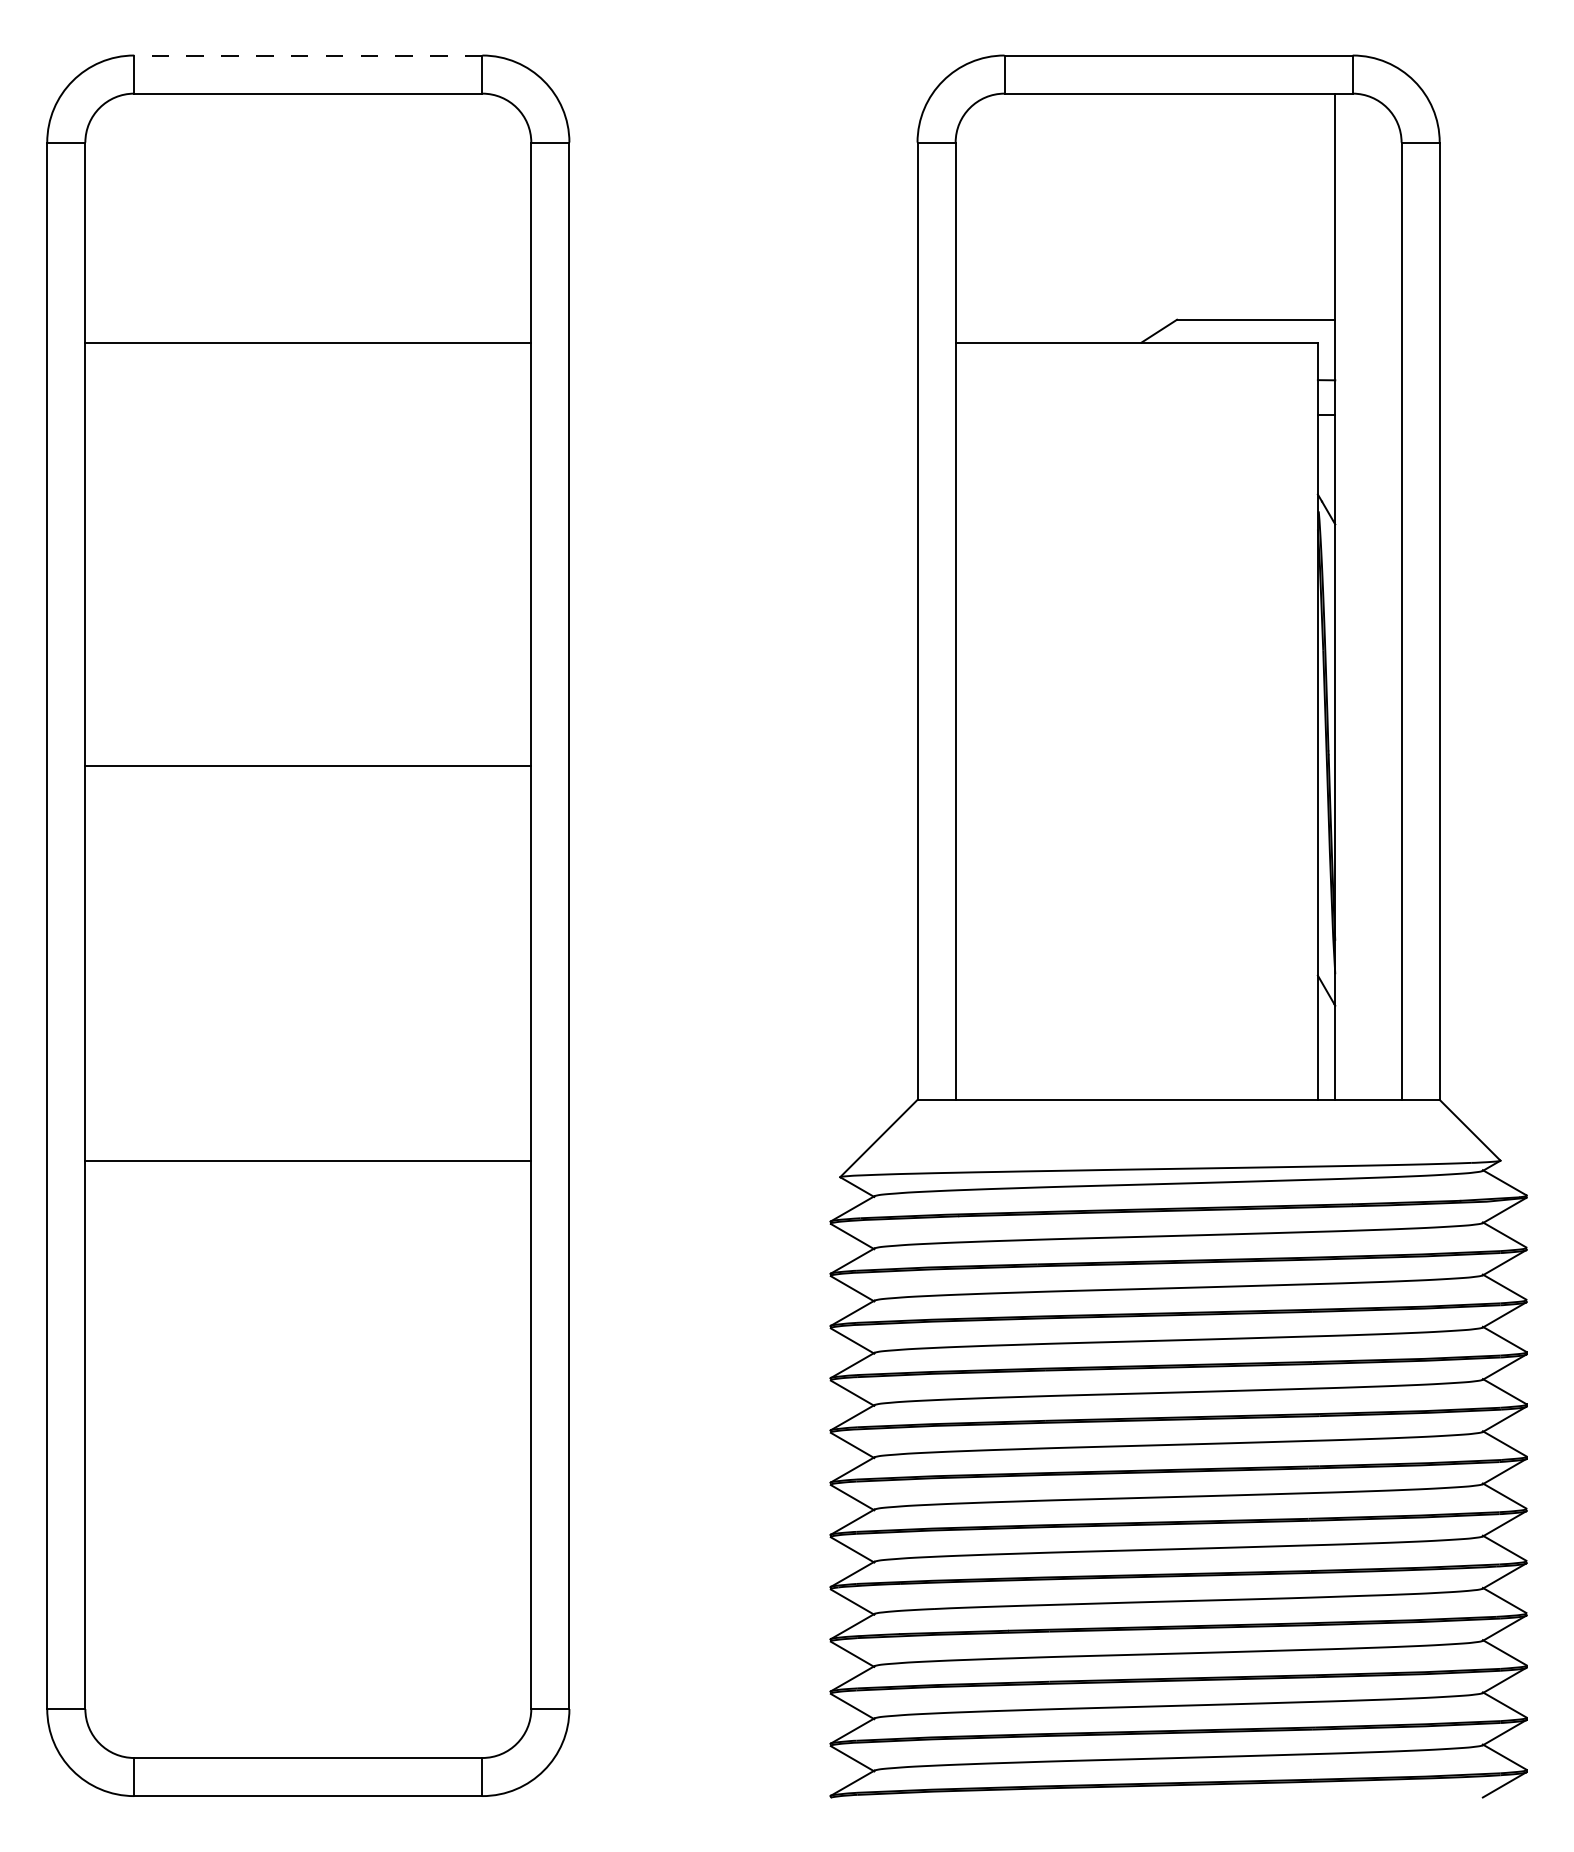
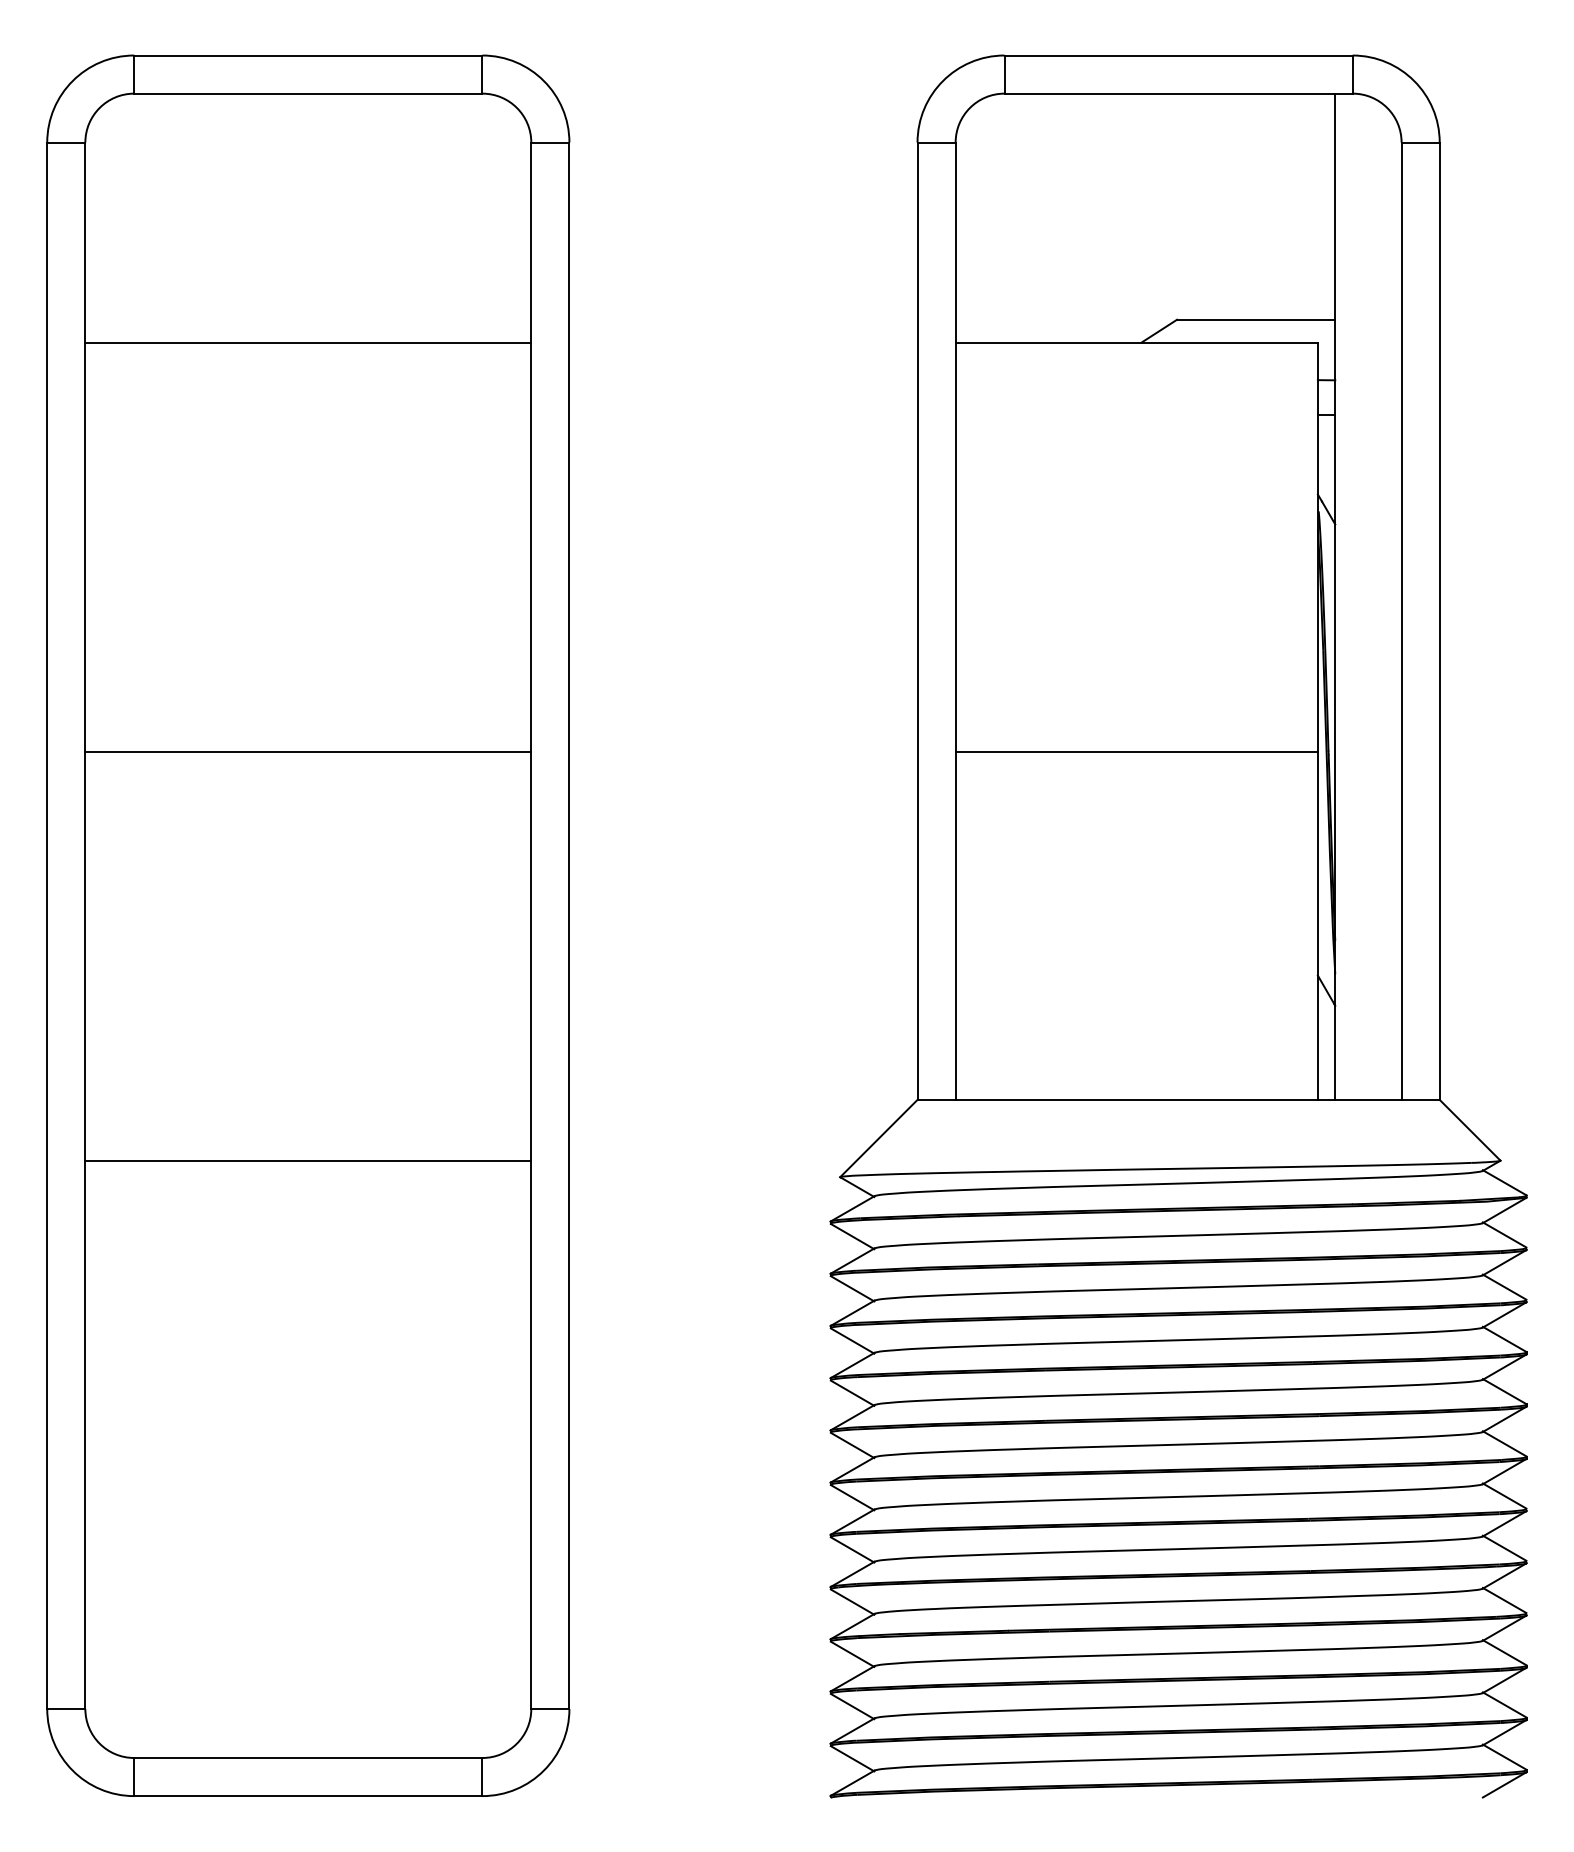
line: dashed -> solid (307, 55)
line: none -> present (1136, 751)
line position: (308, 765) -> (308, 751) (308, 751)
